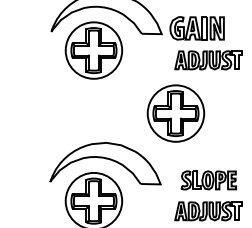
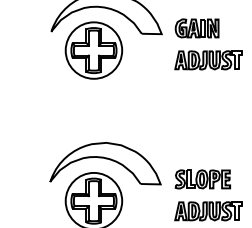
part size: 56x25 px -> 46x21 px (196, 28)
part: present -> none (175, 113)
part position: (208, 180) -> (202, 179) (202, 179)
